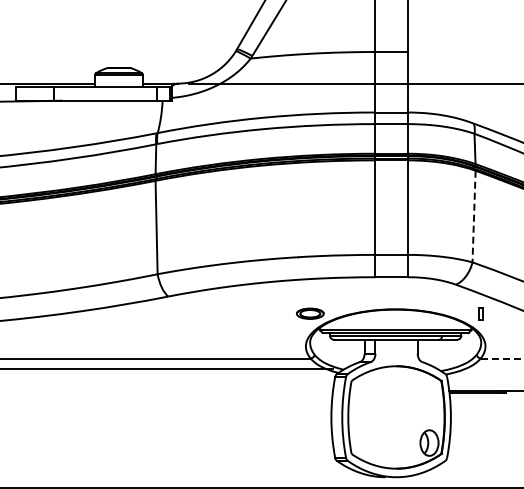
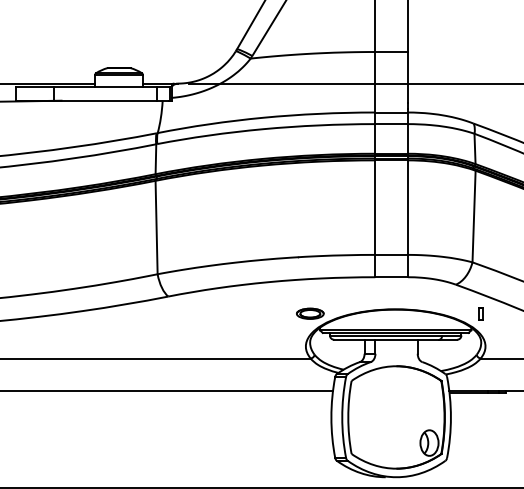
line: dashed -> solid (474, 216)
line: dashed -> solid (502, 358)
line position: (167, 369) -> (167, 391) (167, 391)
